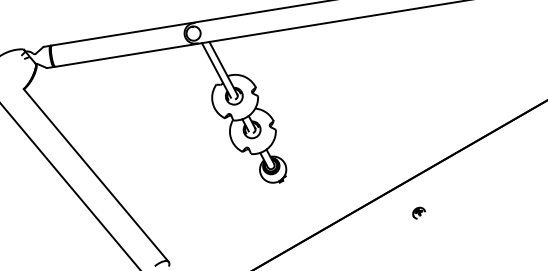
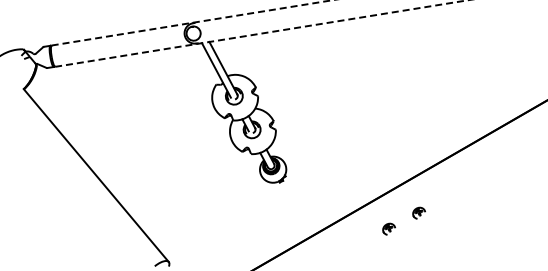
line: solid -> dashed (192, 22)
line: solid -> dashed (262, 33)
line: present -> none (70, 186)
part: none -> present (388, 228)
